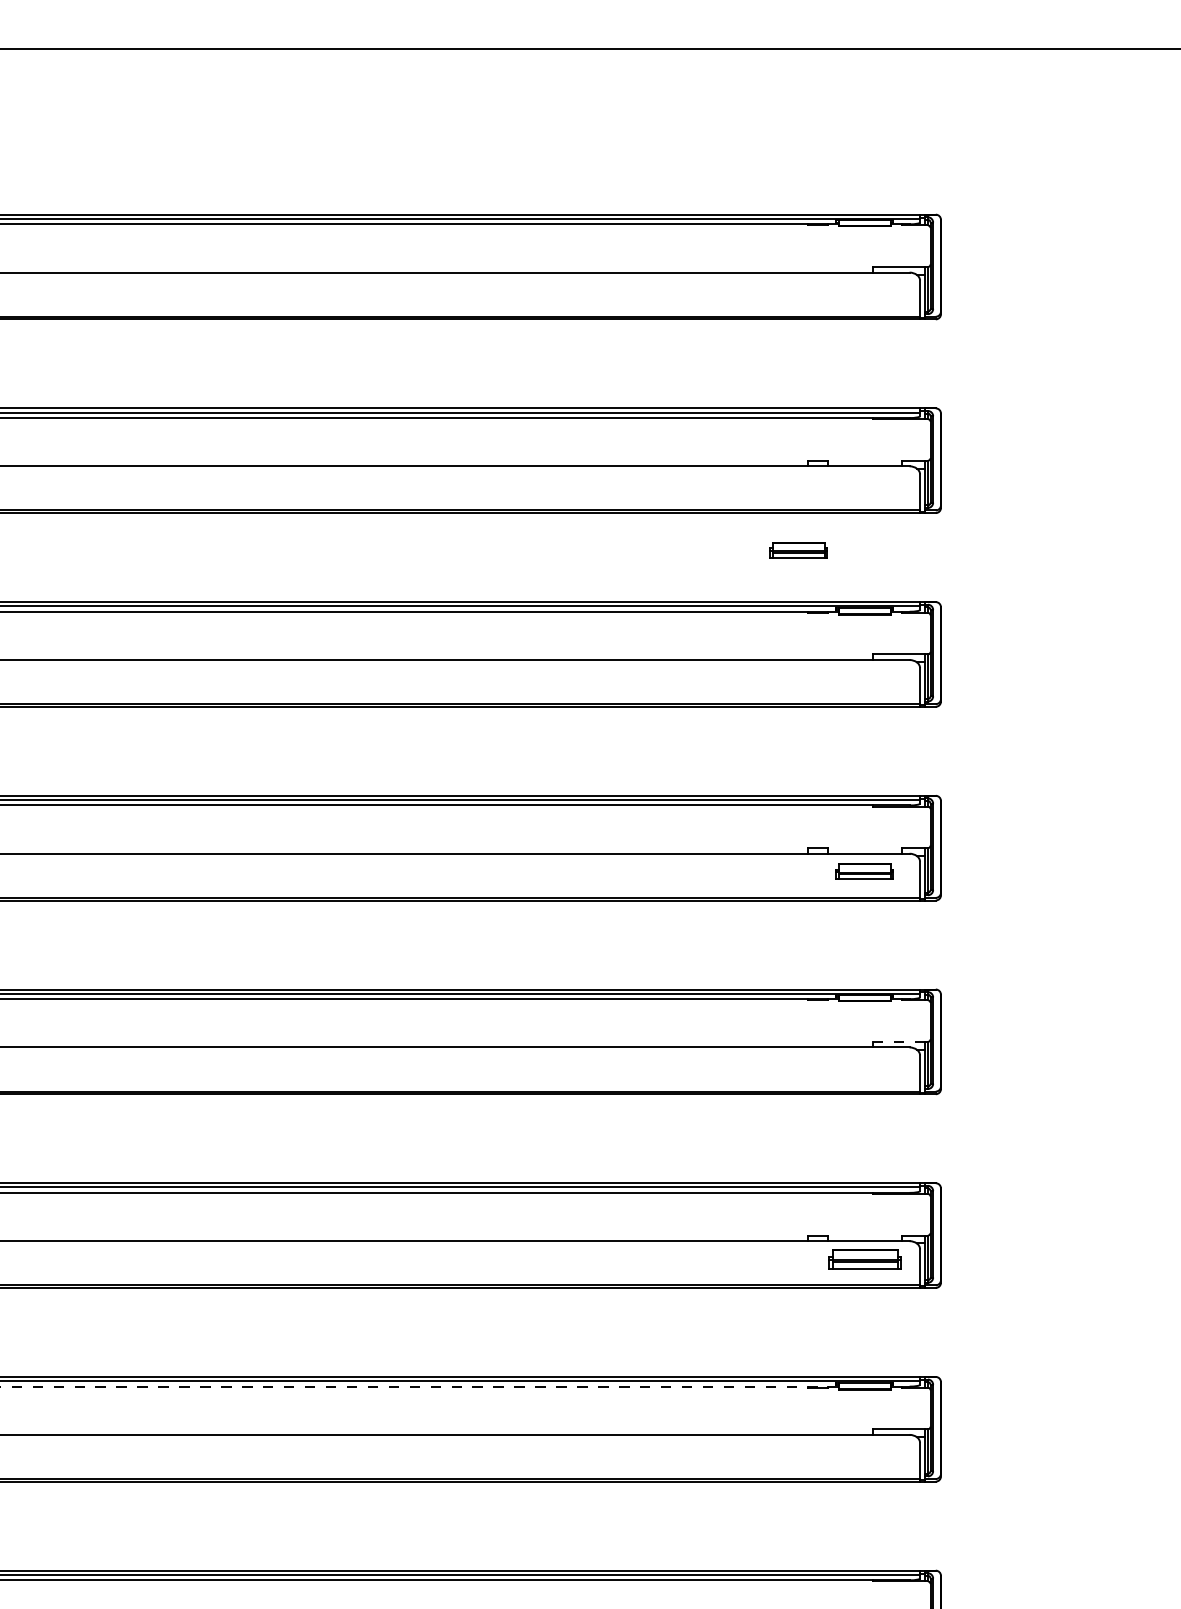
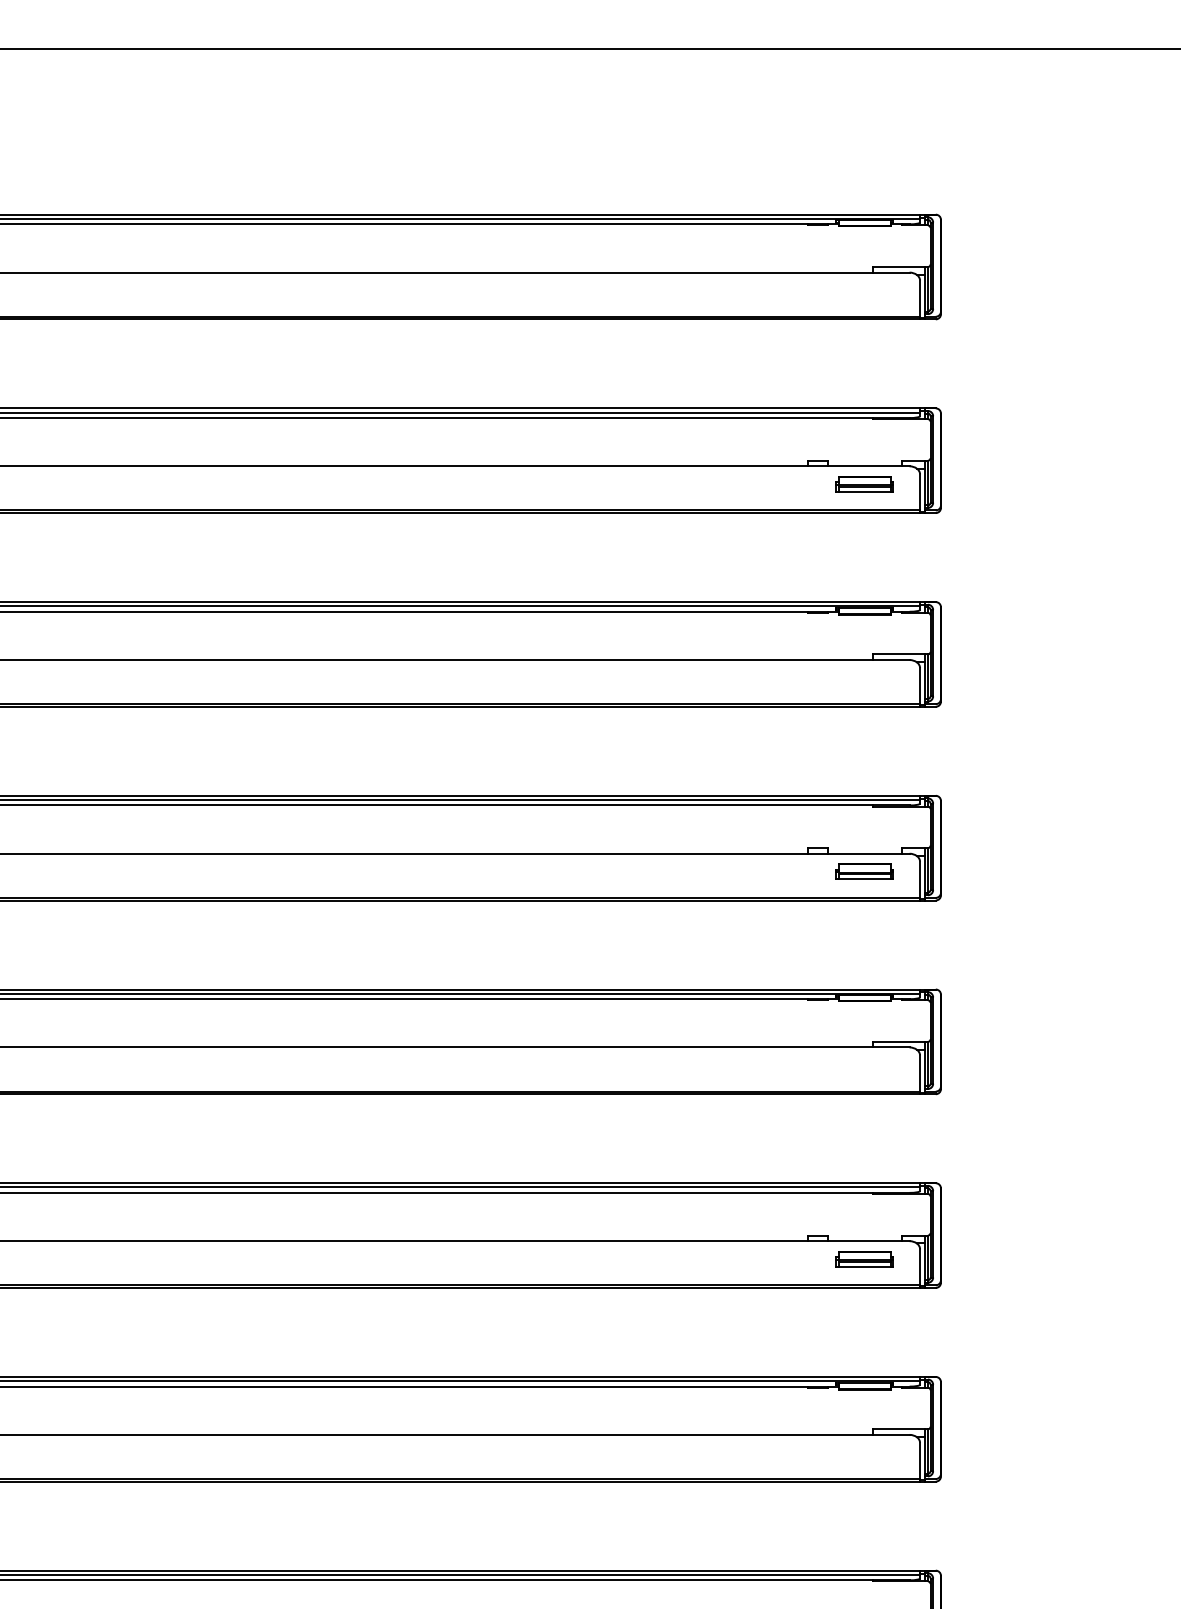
part position: (798, 550) -> (864, 484) (864, 484)
line: dashed -> solid (899, 1041)
part size: 74x21 px -> 59x17 px (864, 1259)
line: dashed -> solid (419, 1386)
